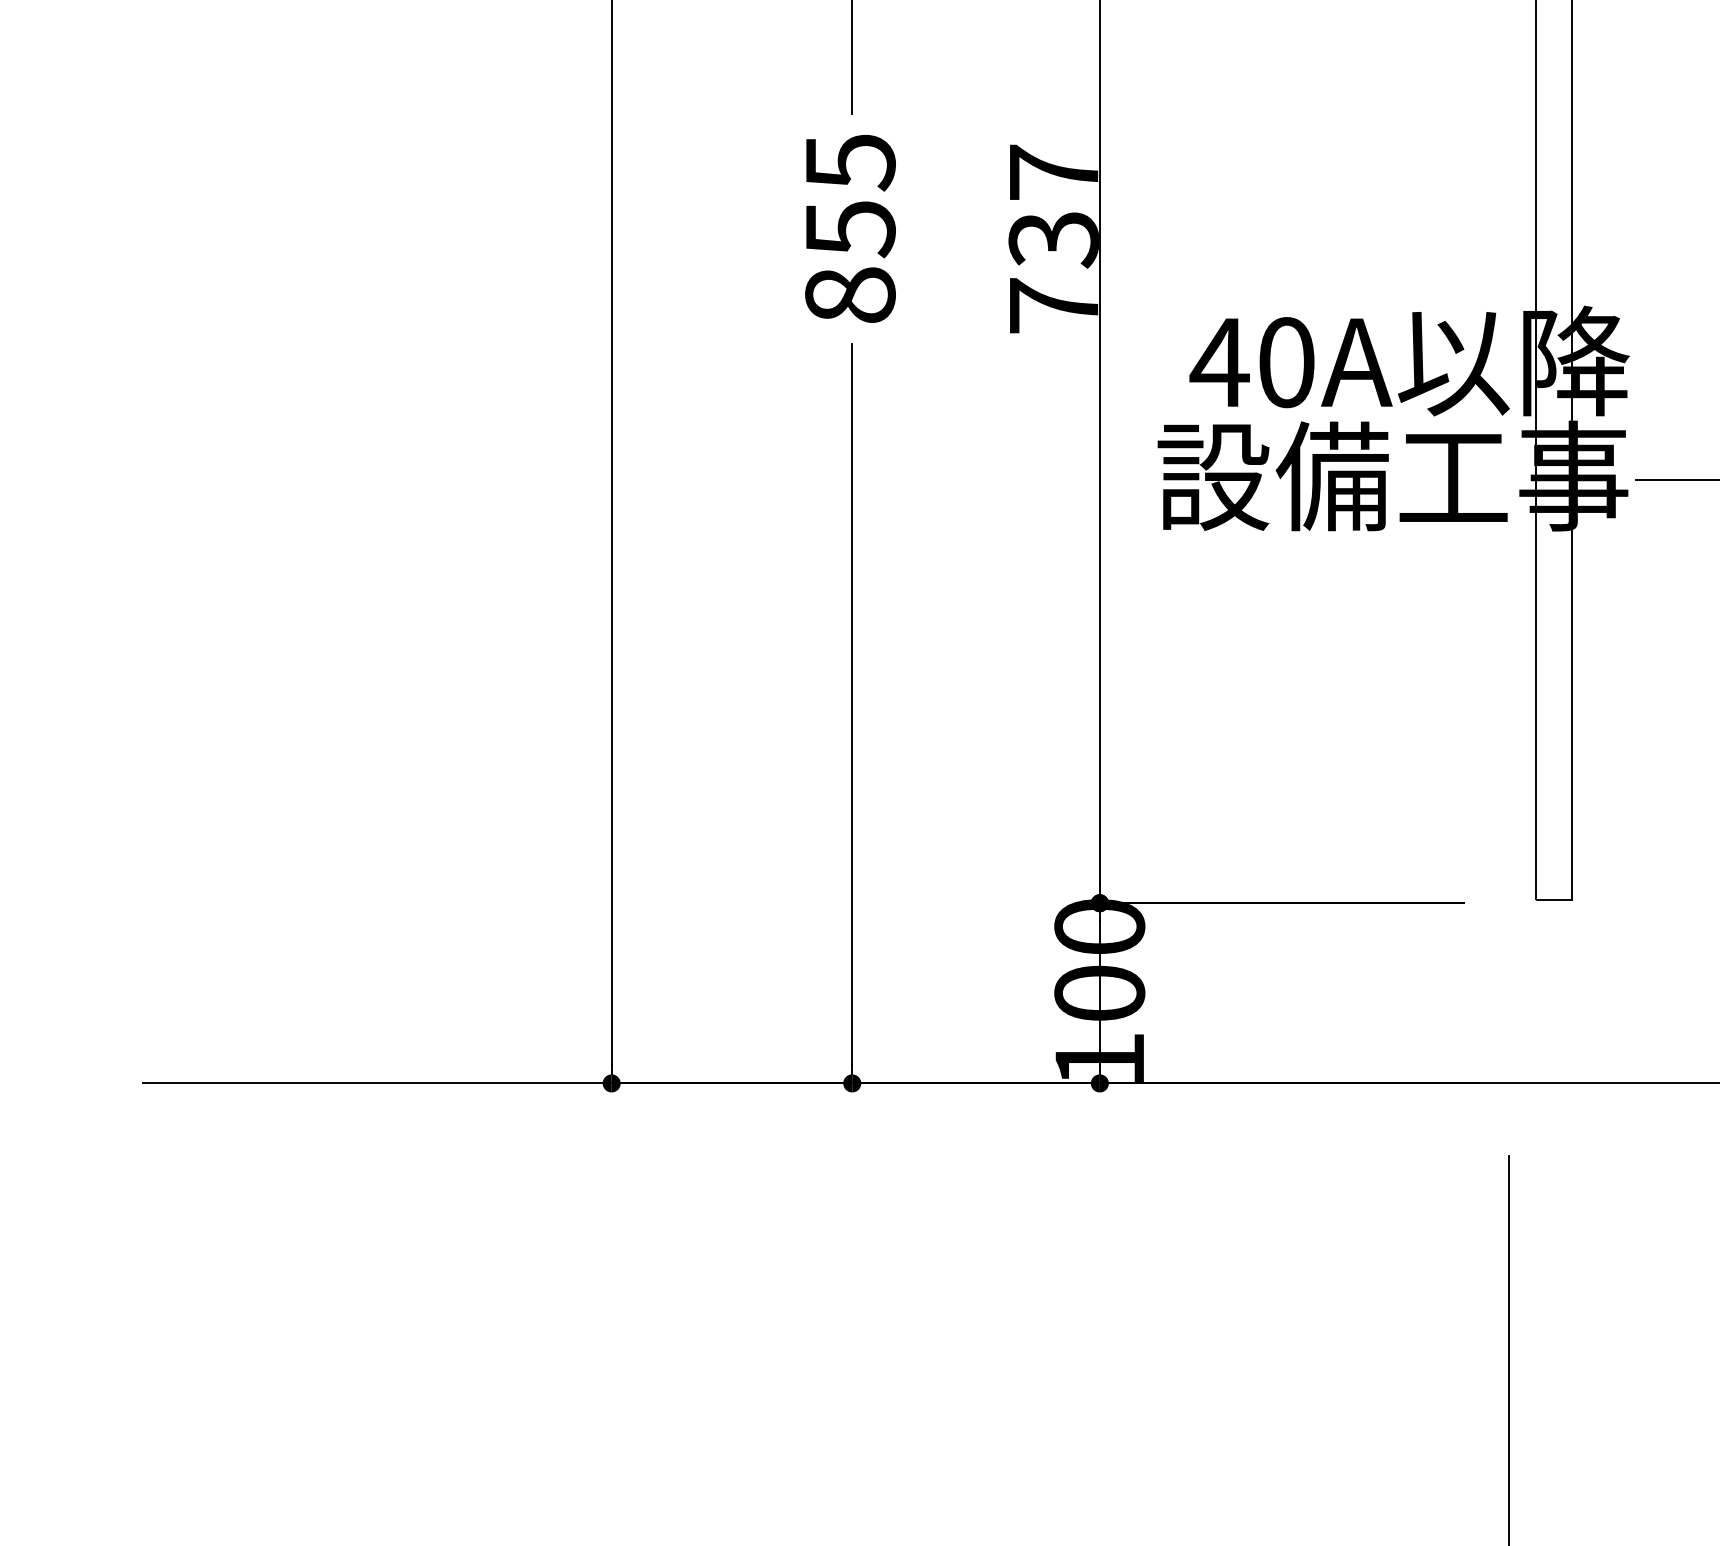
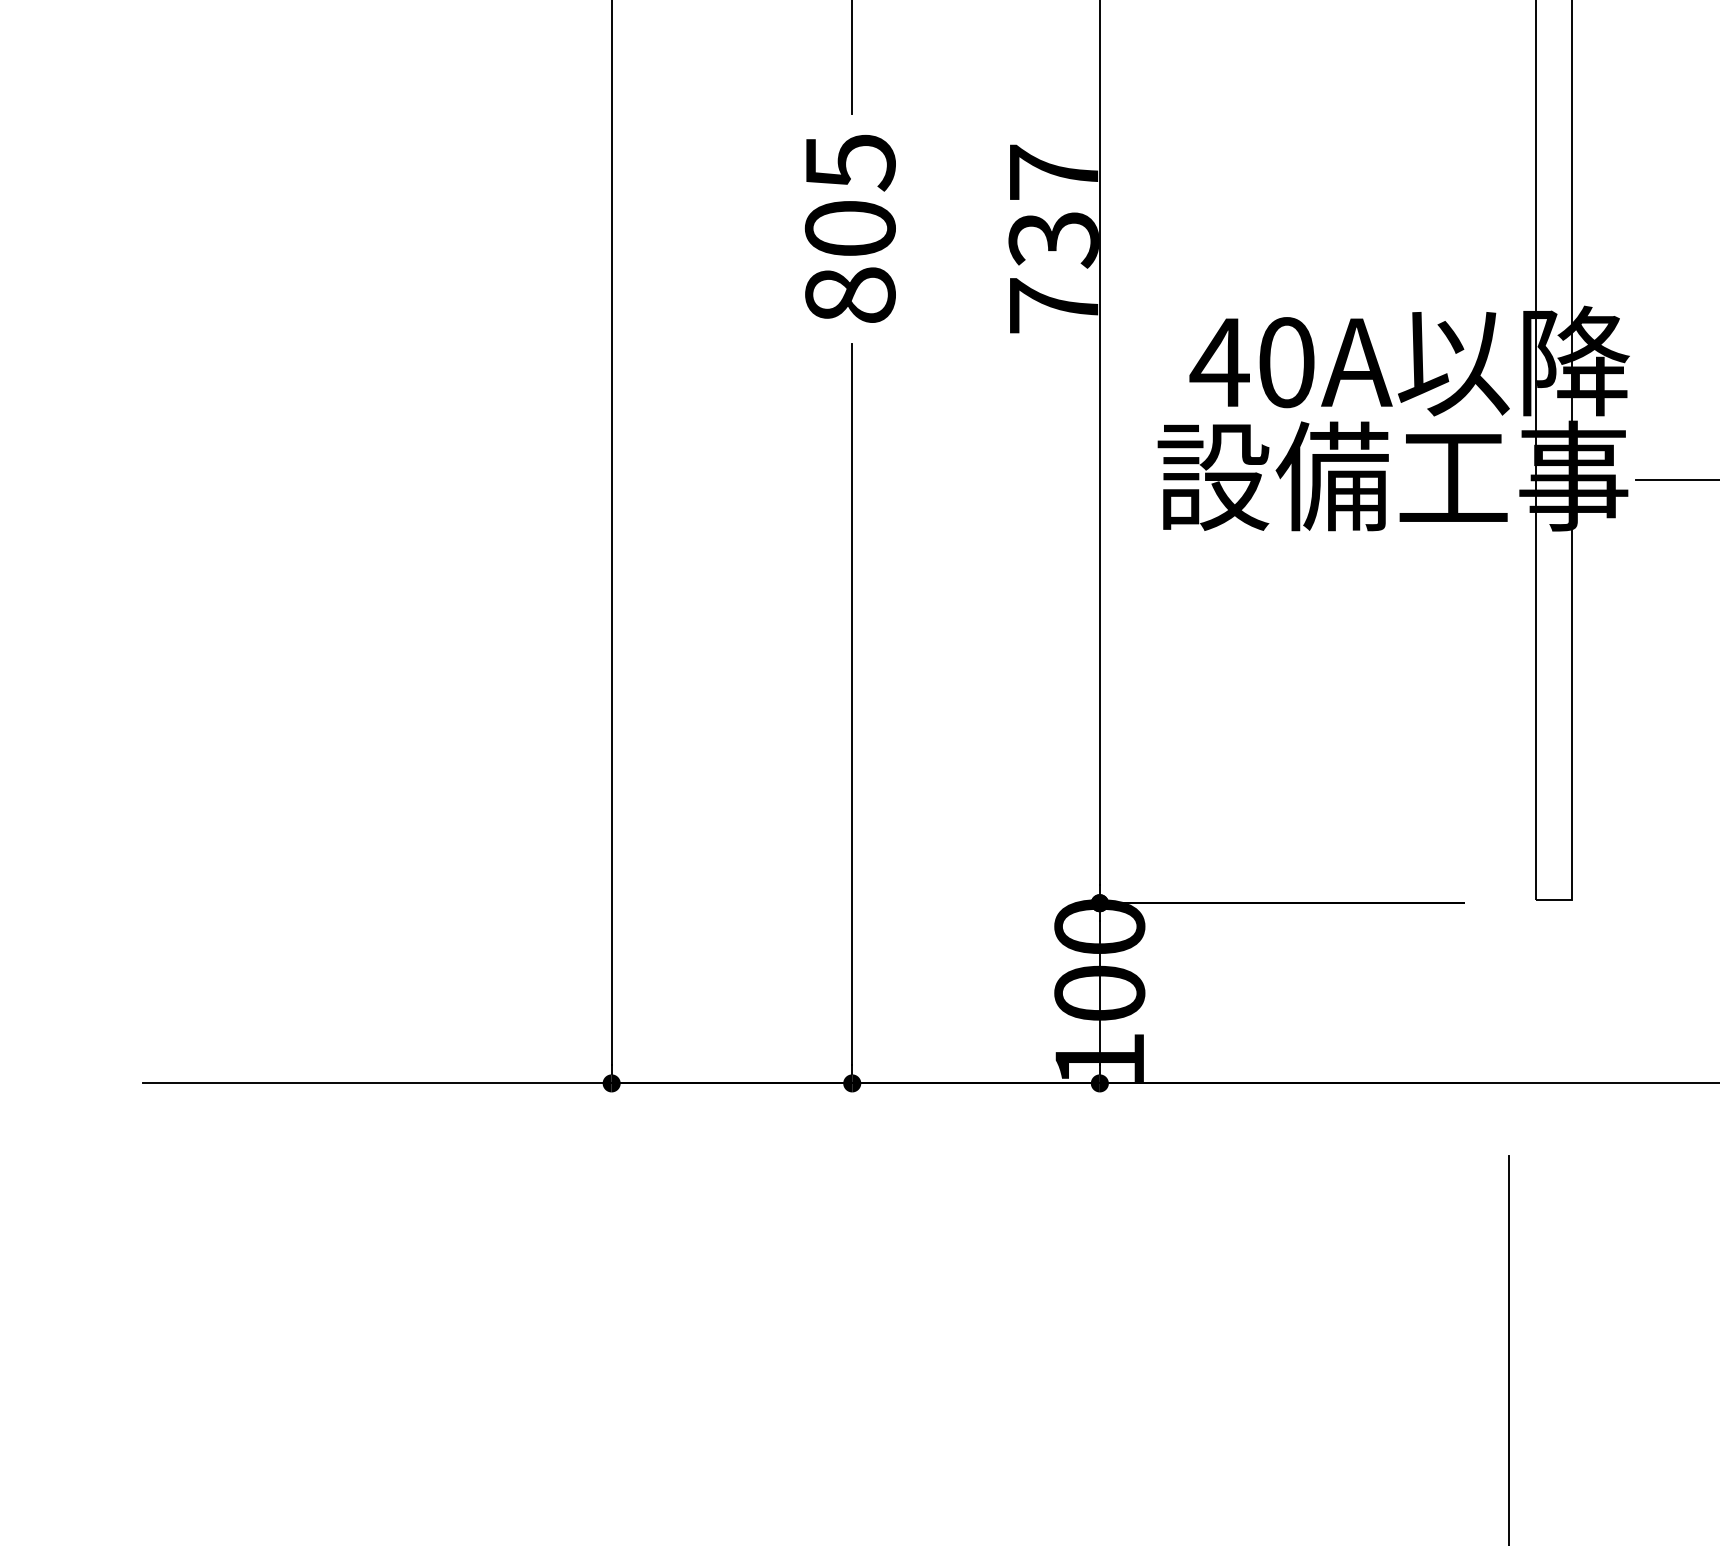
text: 855 -> 805 (849, 229)
